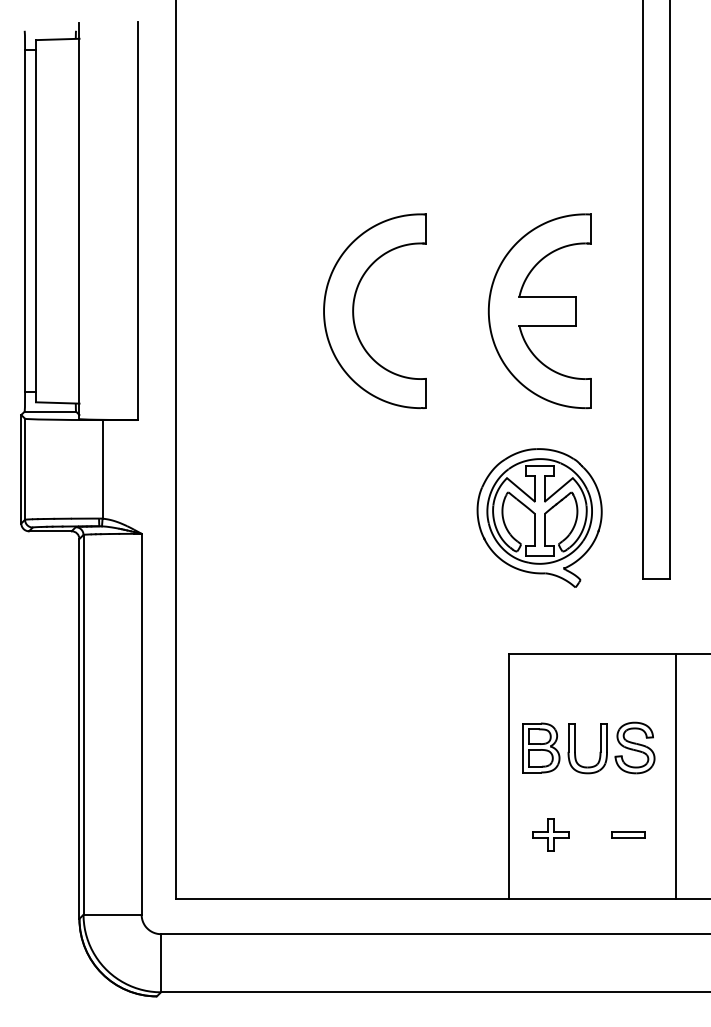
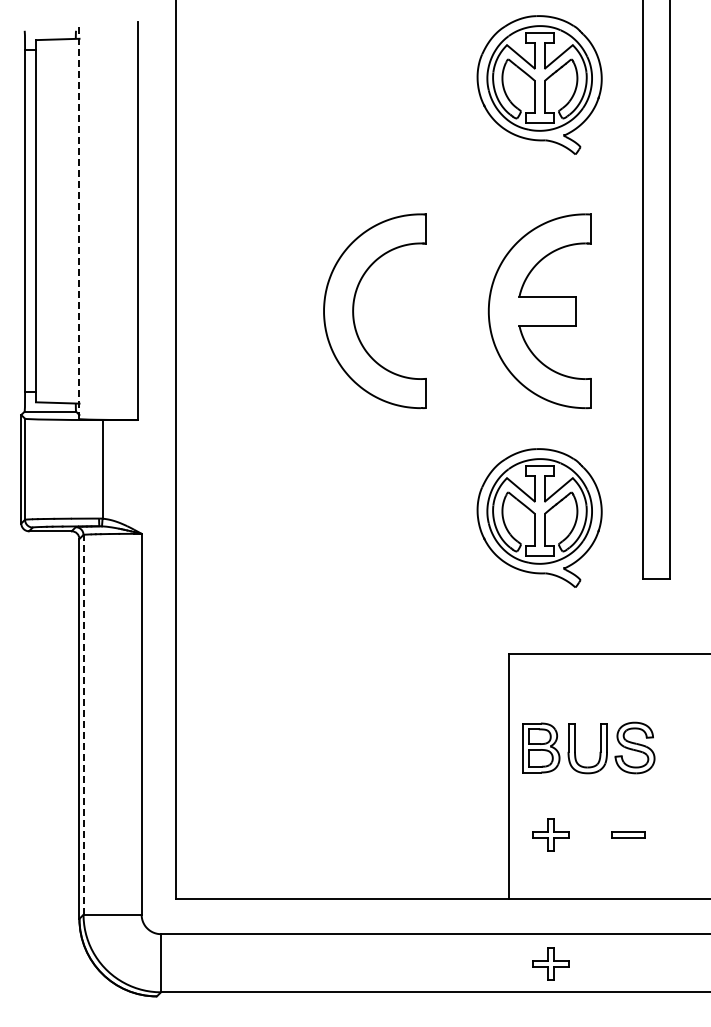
part: none -> present (539, 84)
line: solid -> dashed (79, 221)
line: solid -> dashed (83, 724)
line: present -> none (676, 776)
part: none -> present (550, 963)
